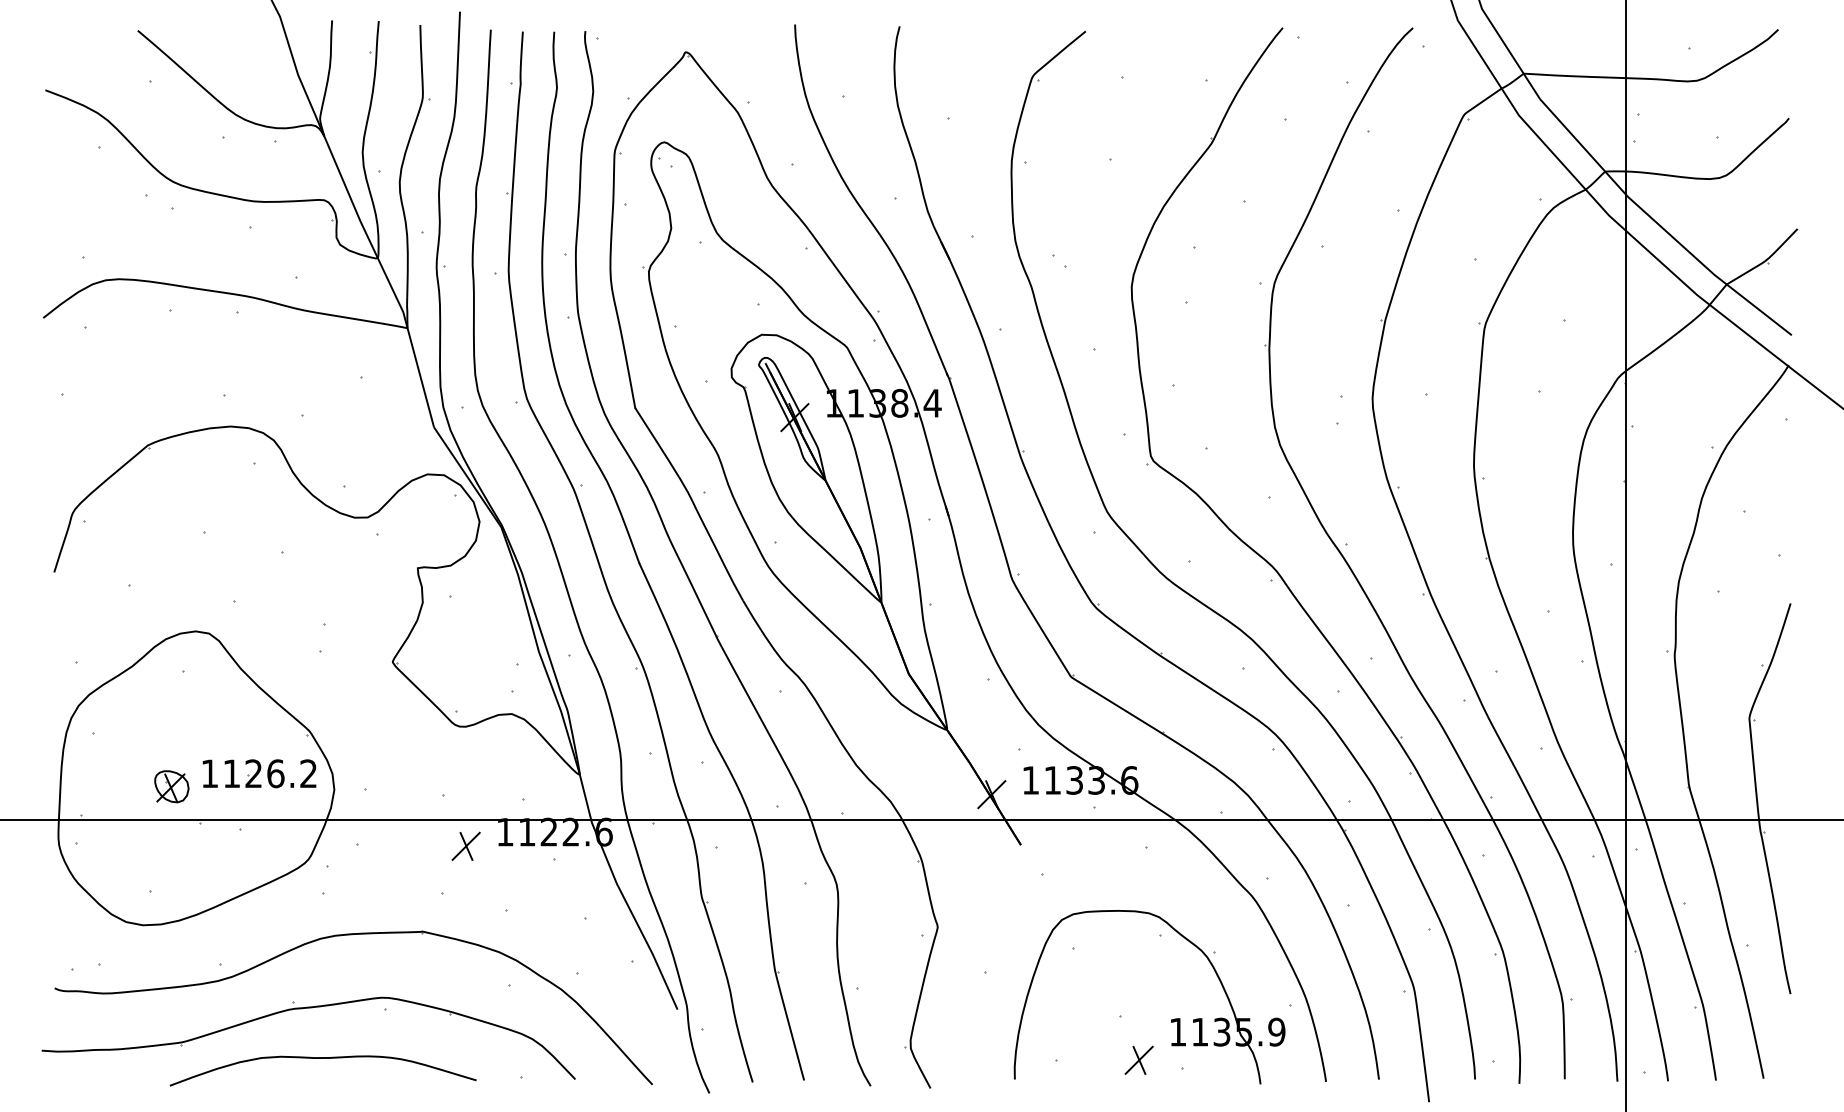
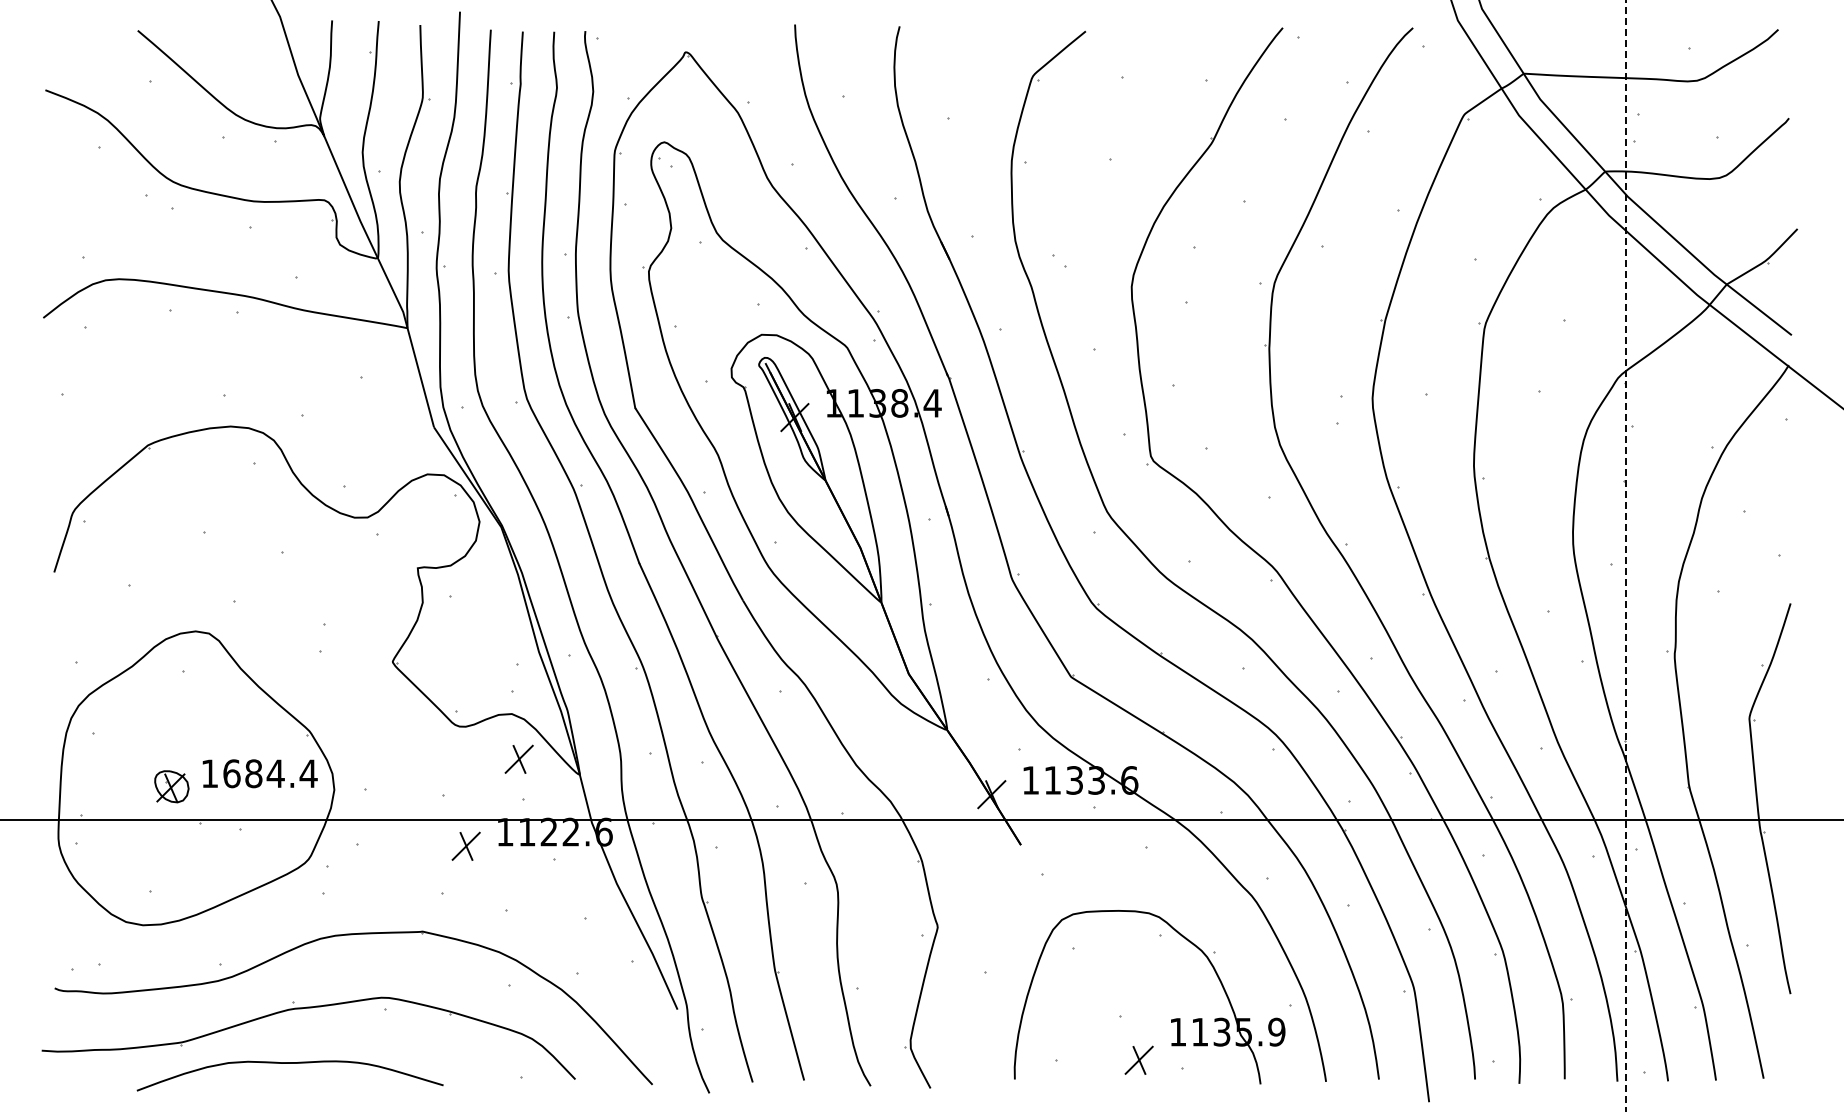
line: solid -> dashed (1625, 555)
part: none -> present (518, 758)
text: 1126.2 -> 1684.4 (270, 773)
curve position: (322, 1058) -> (289, 1063) (289, 1063)
